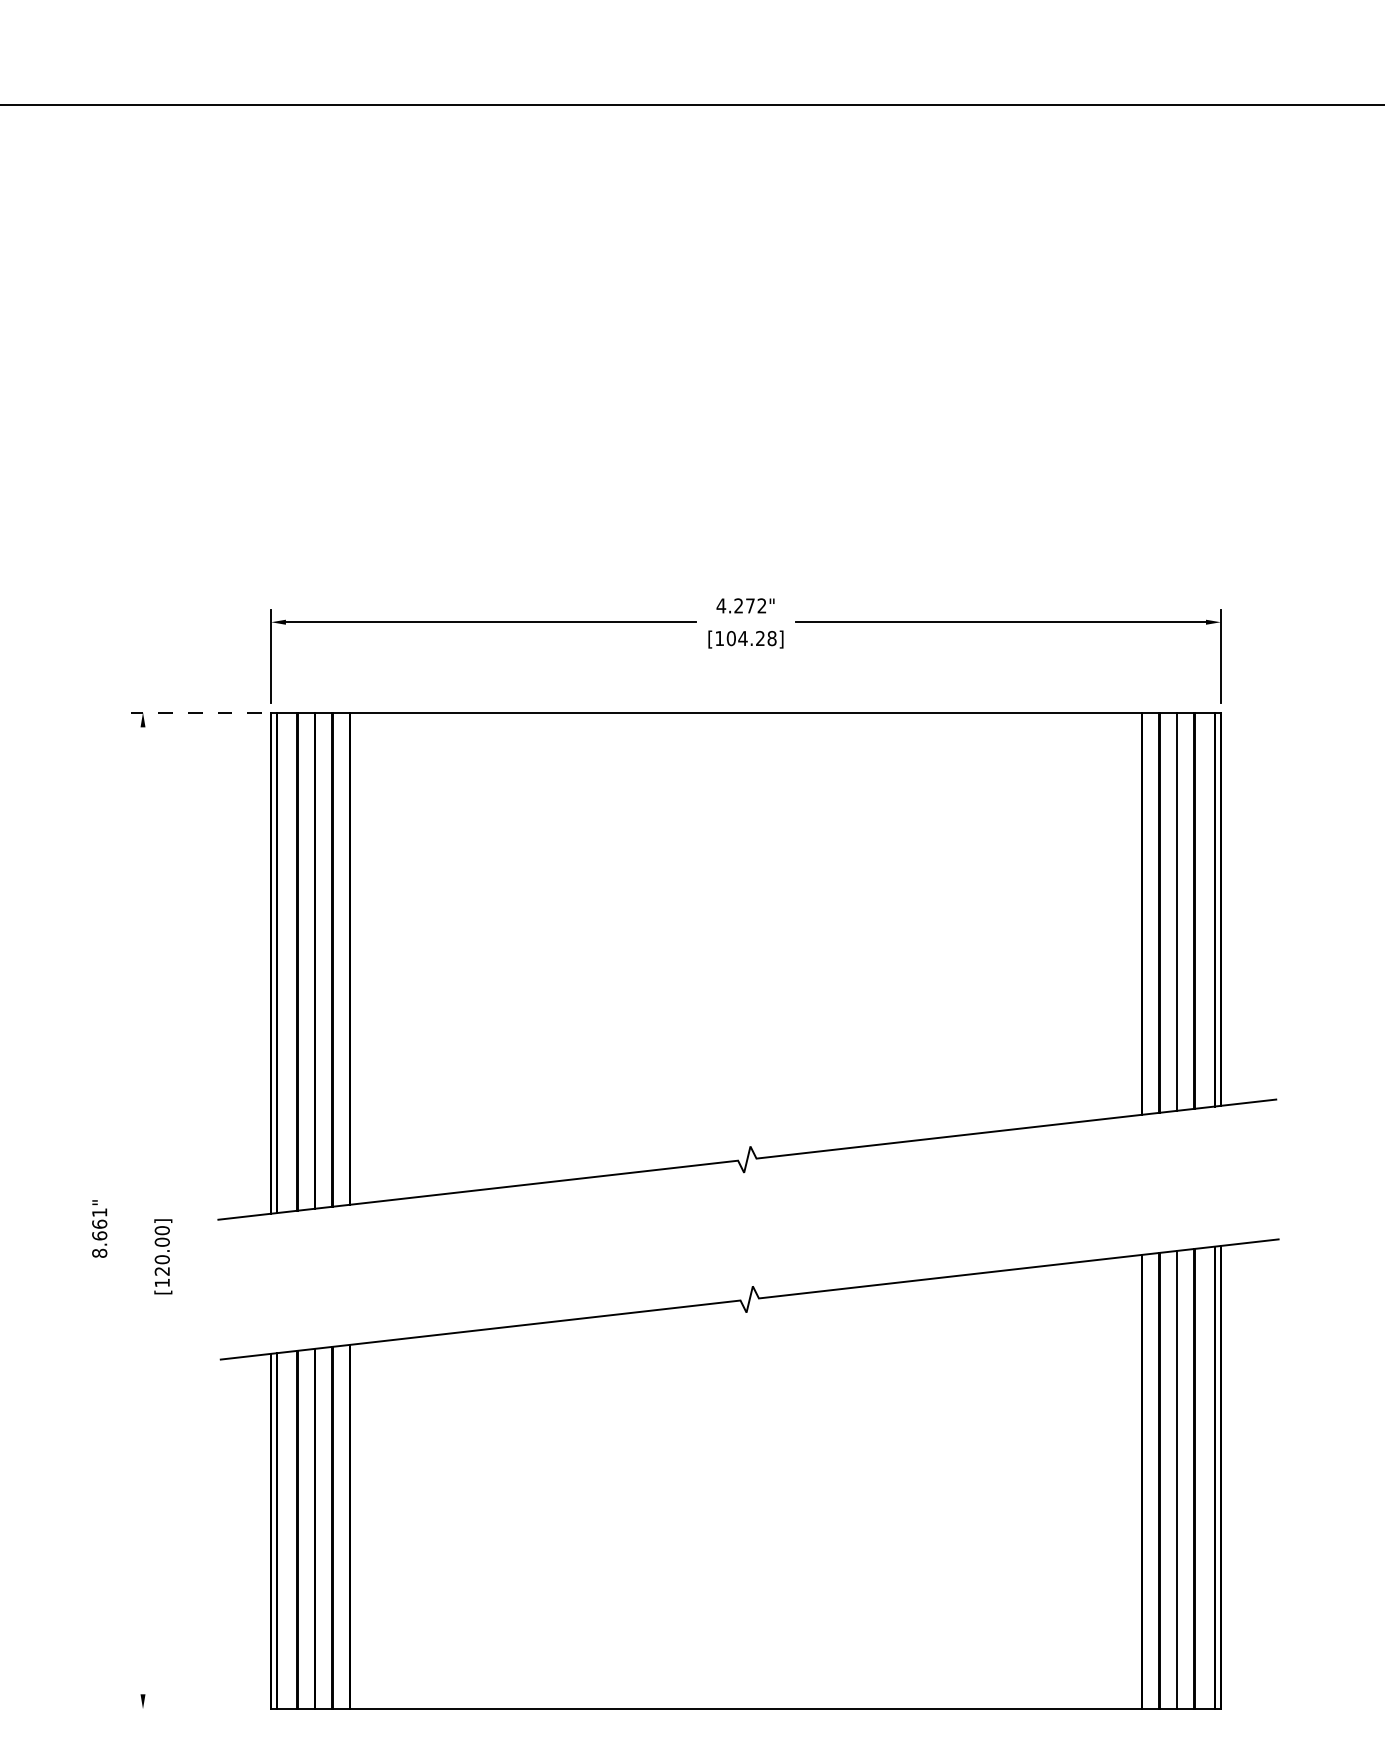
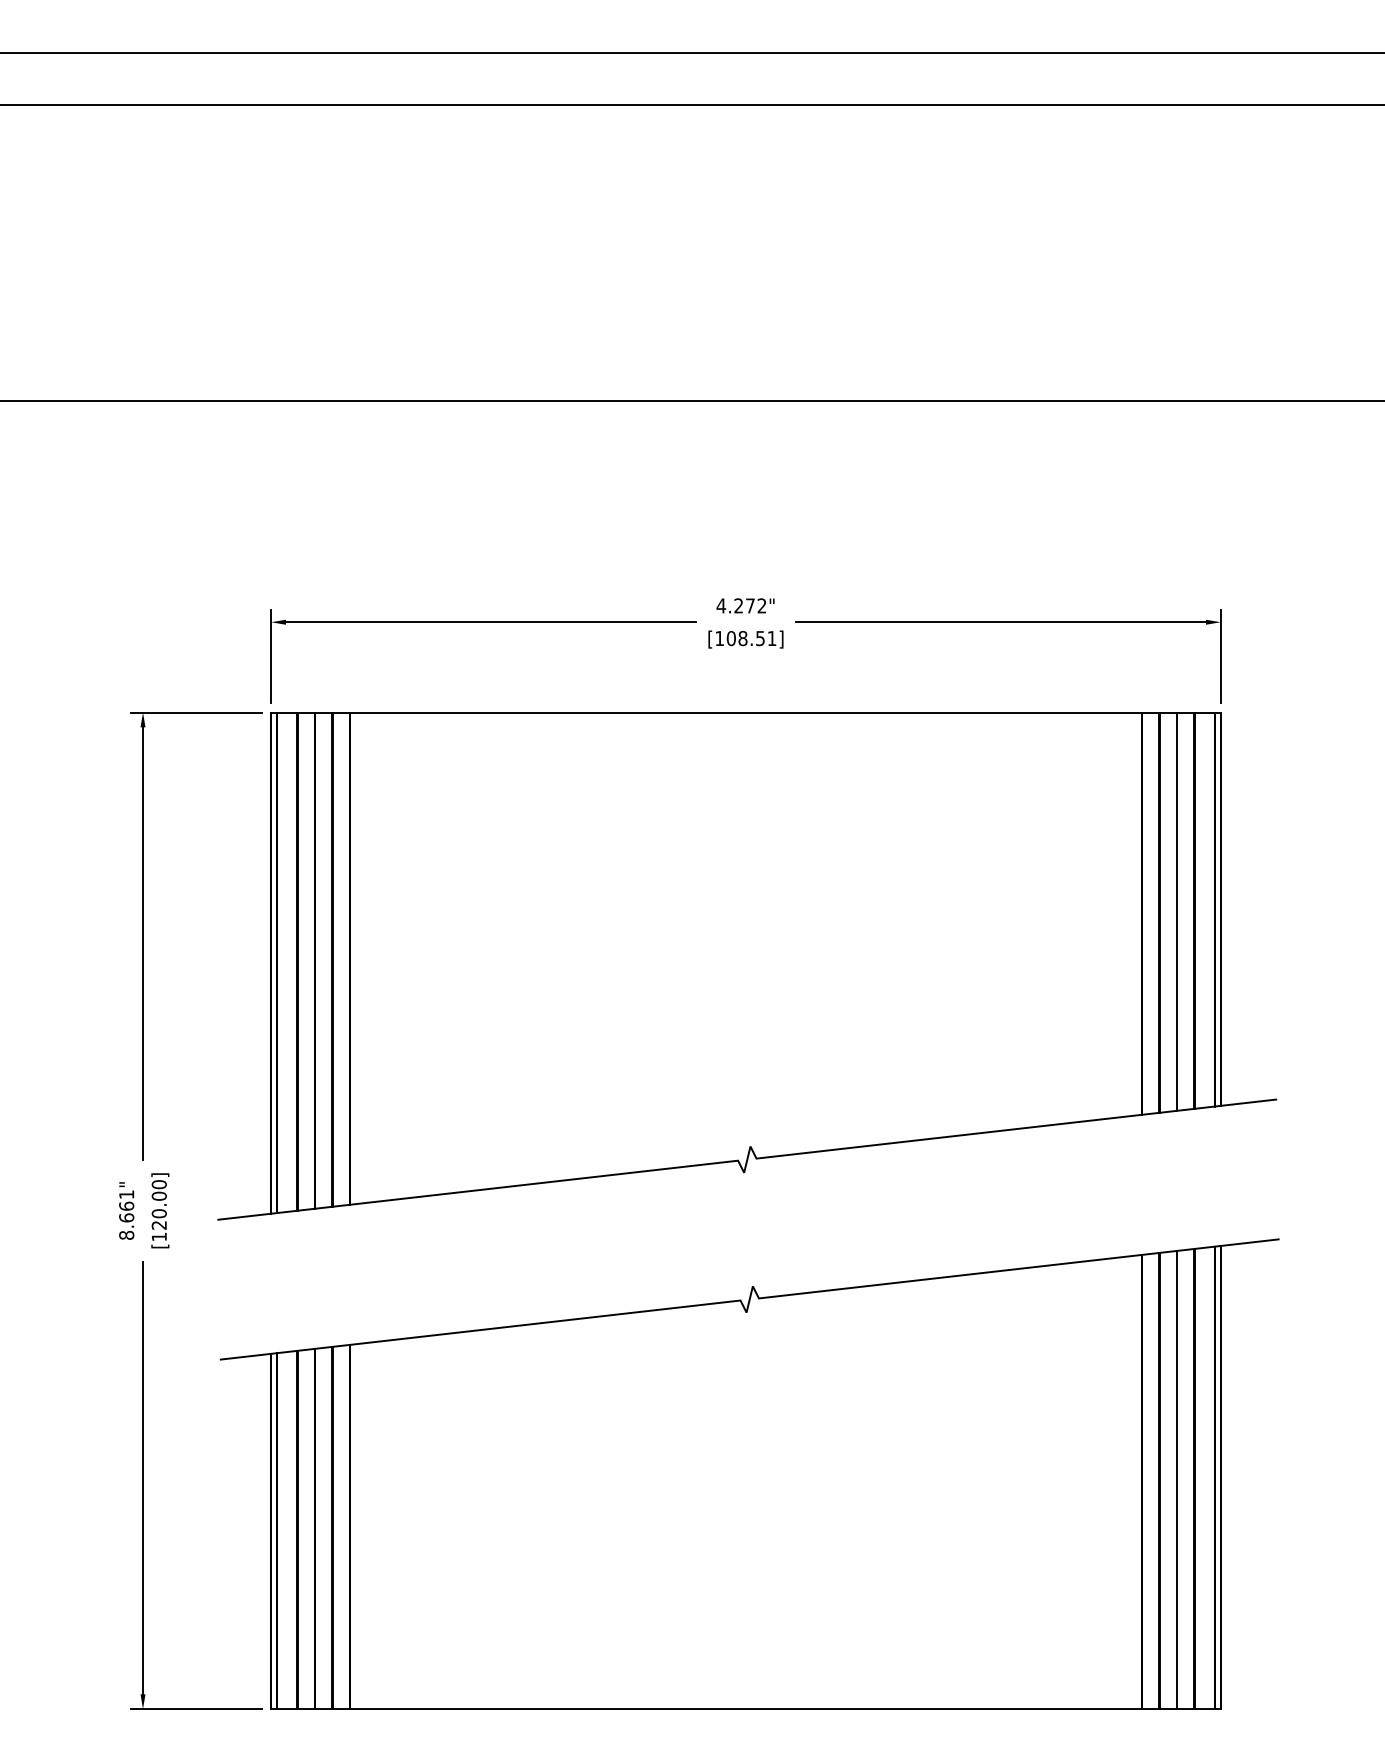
line: none -> present (691, 52)
line: none -> present (691, 400)
text: [104.28] -> [108.51] (757, 638)
line: dashed -> solid (196, 712)
line: none -> present (143, 943)
text position: (99, 1228) -> (126, 1210) (126, 1210)
text position: (163, 1256) -> (160, 1210) (160, 1210)
line: none -> present (143, 1477)
line: none -> present (196, 1709)
